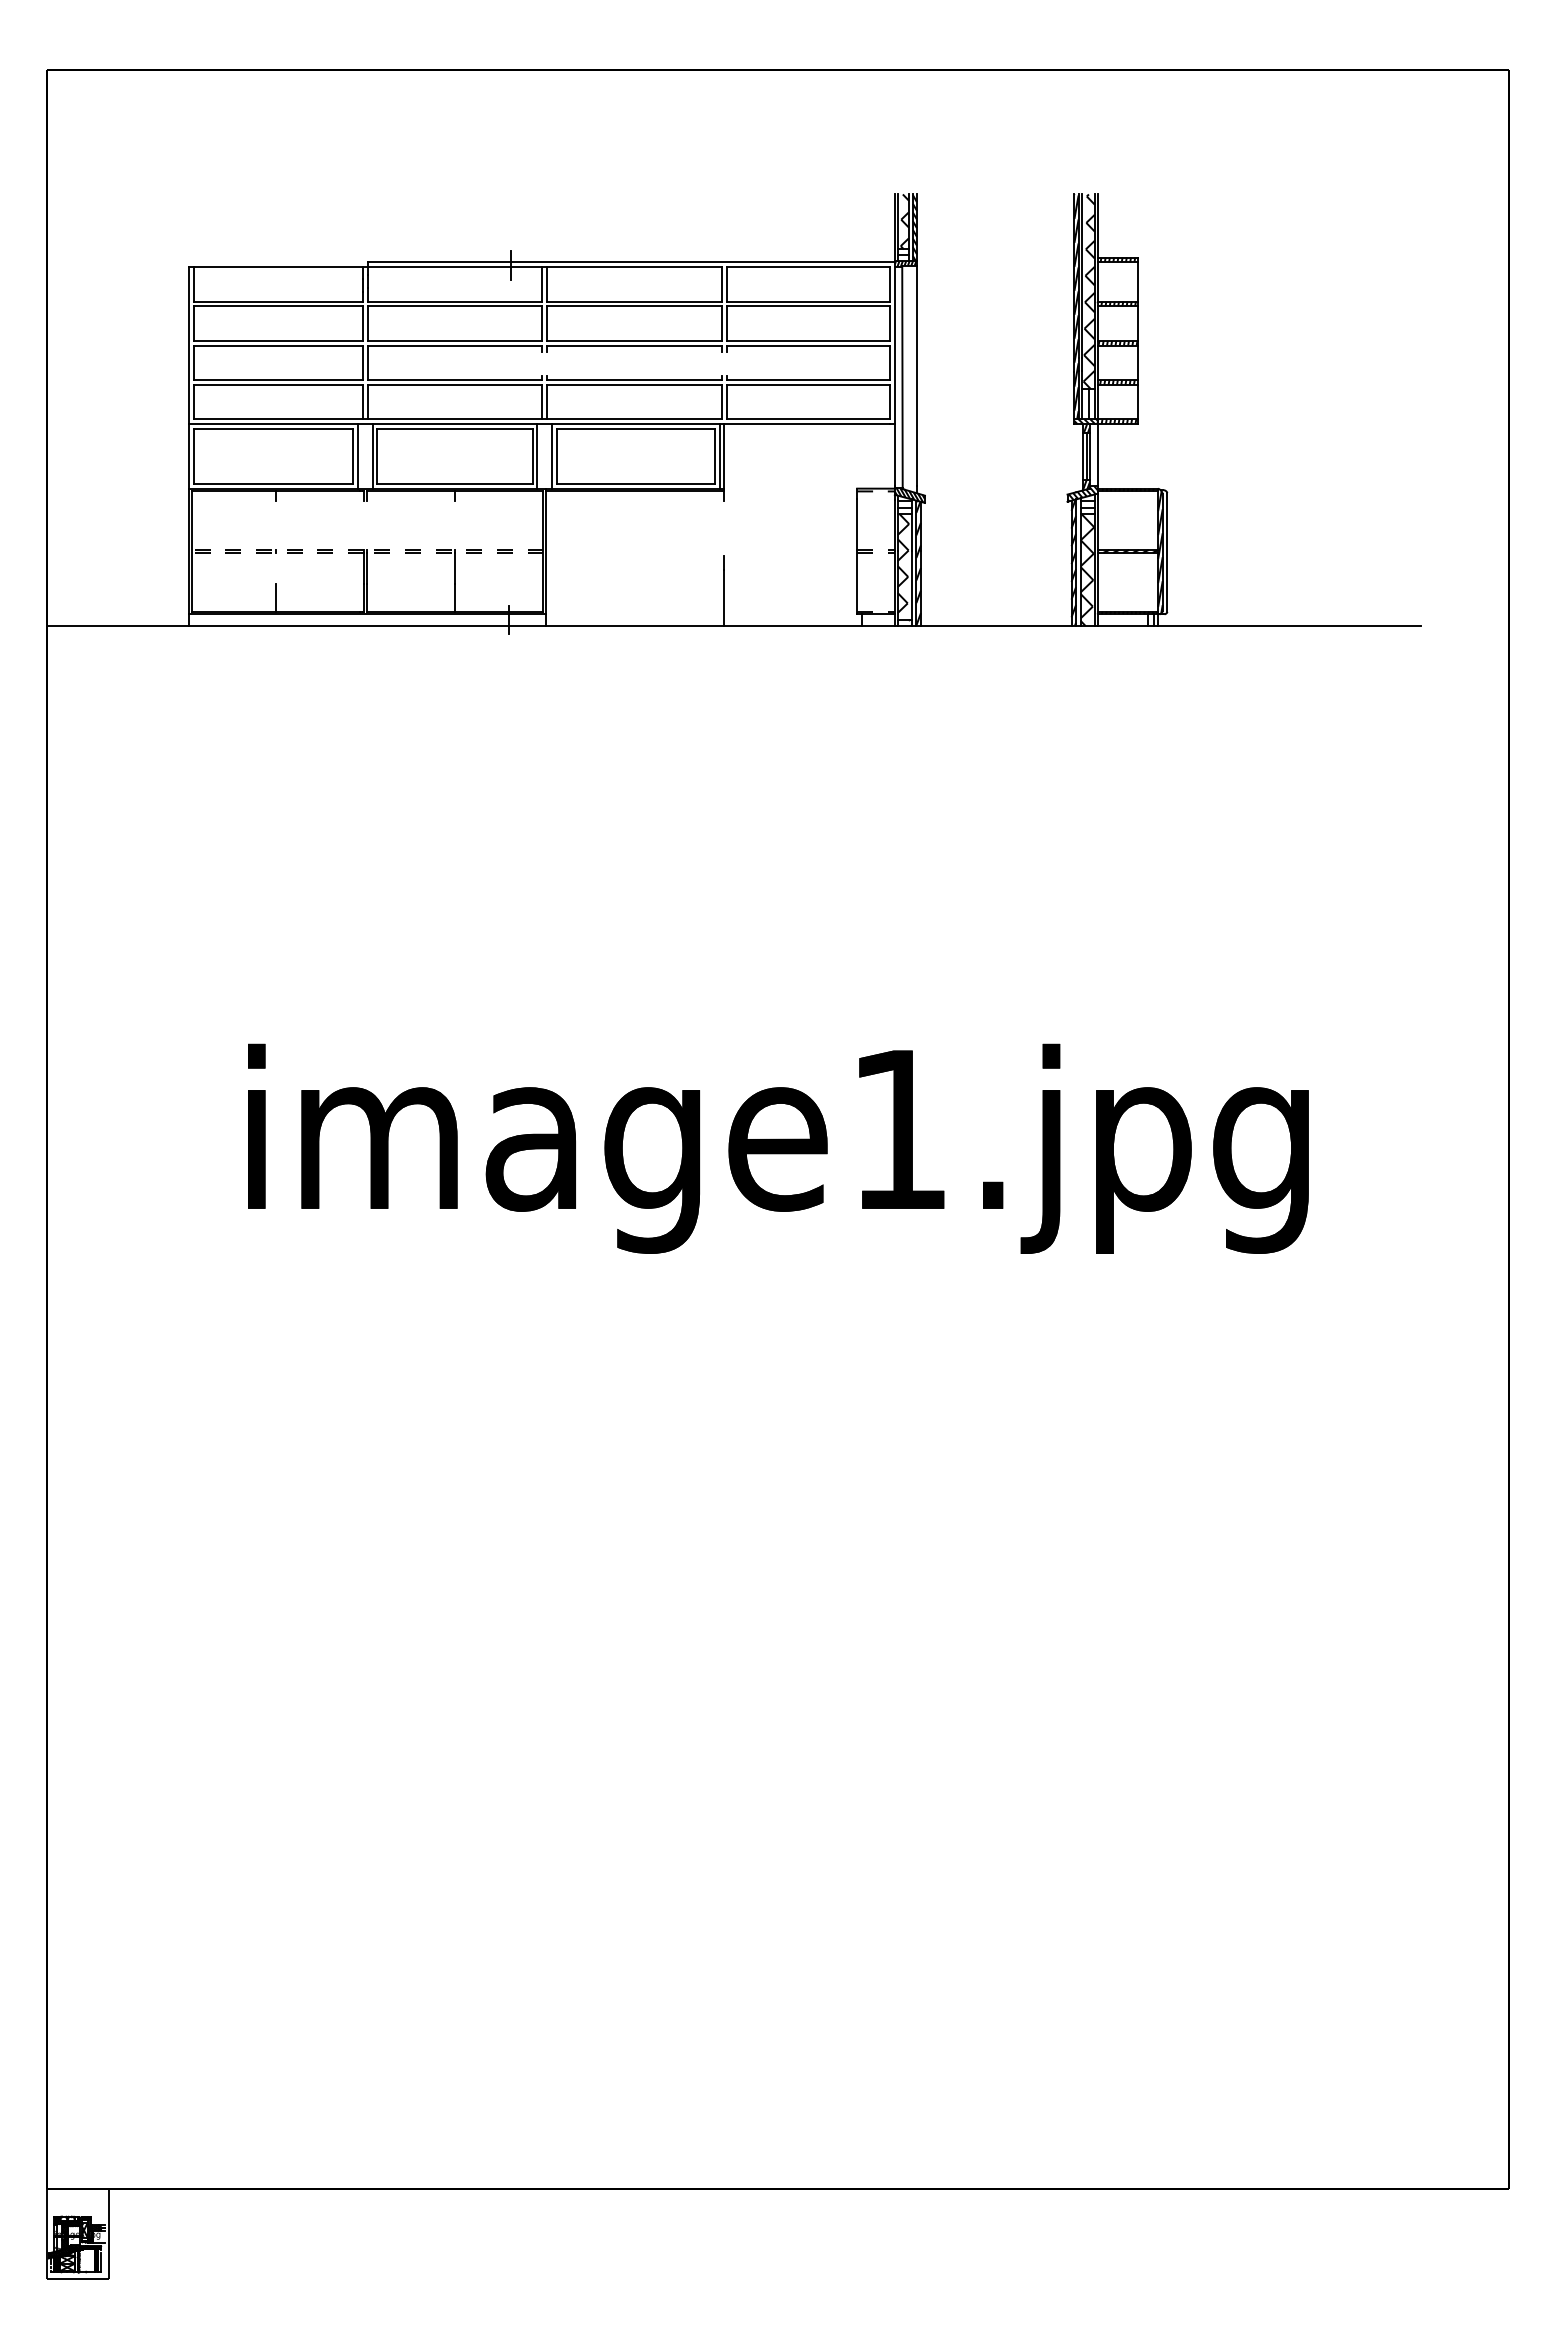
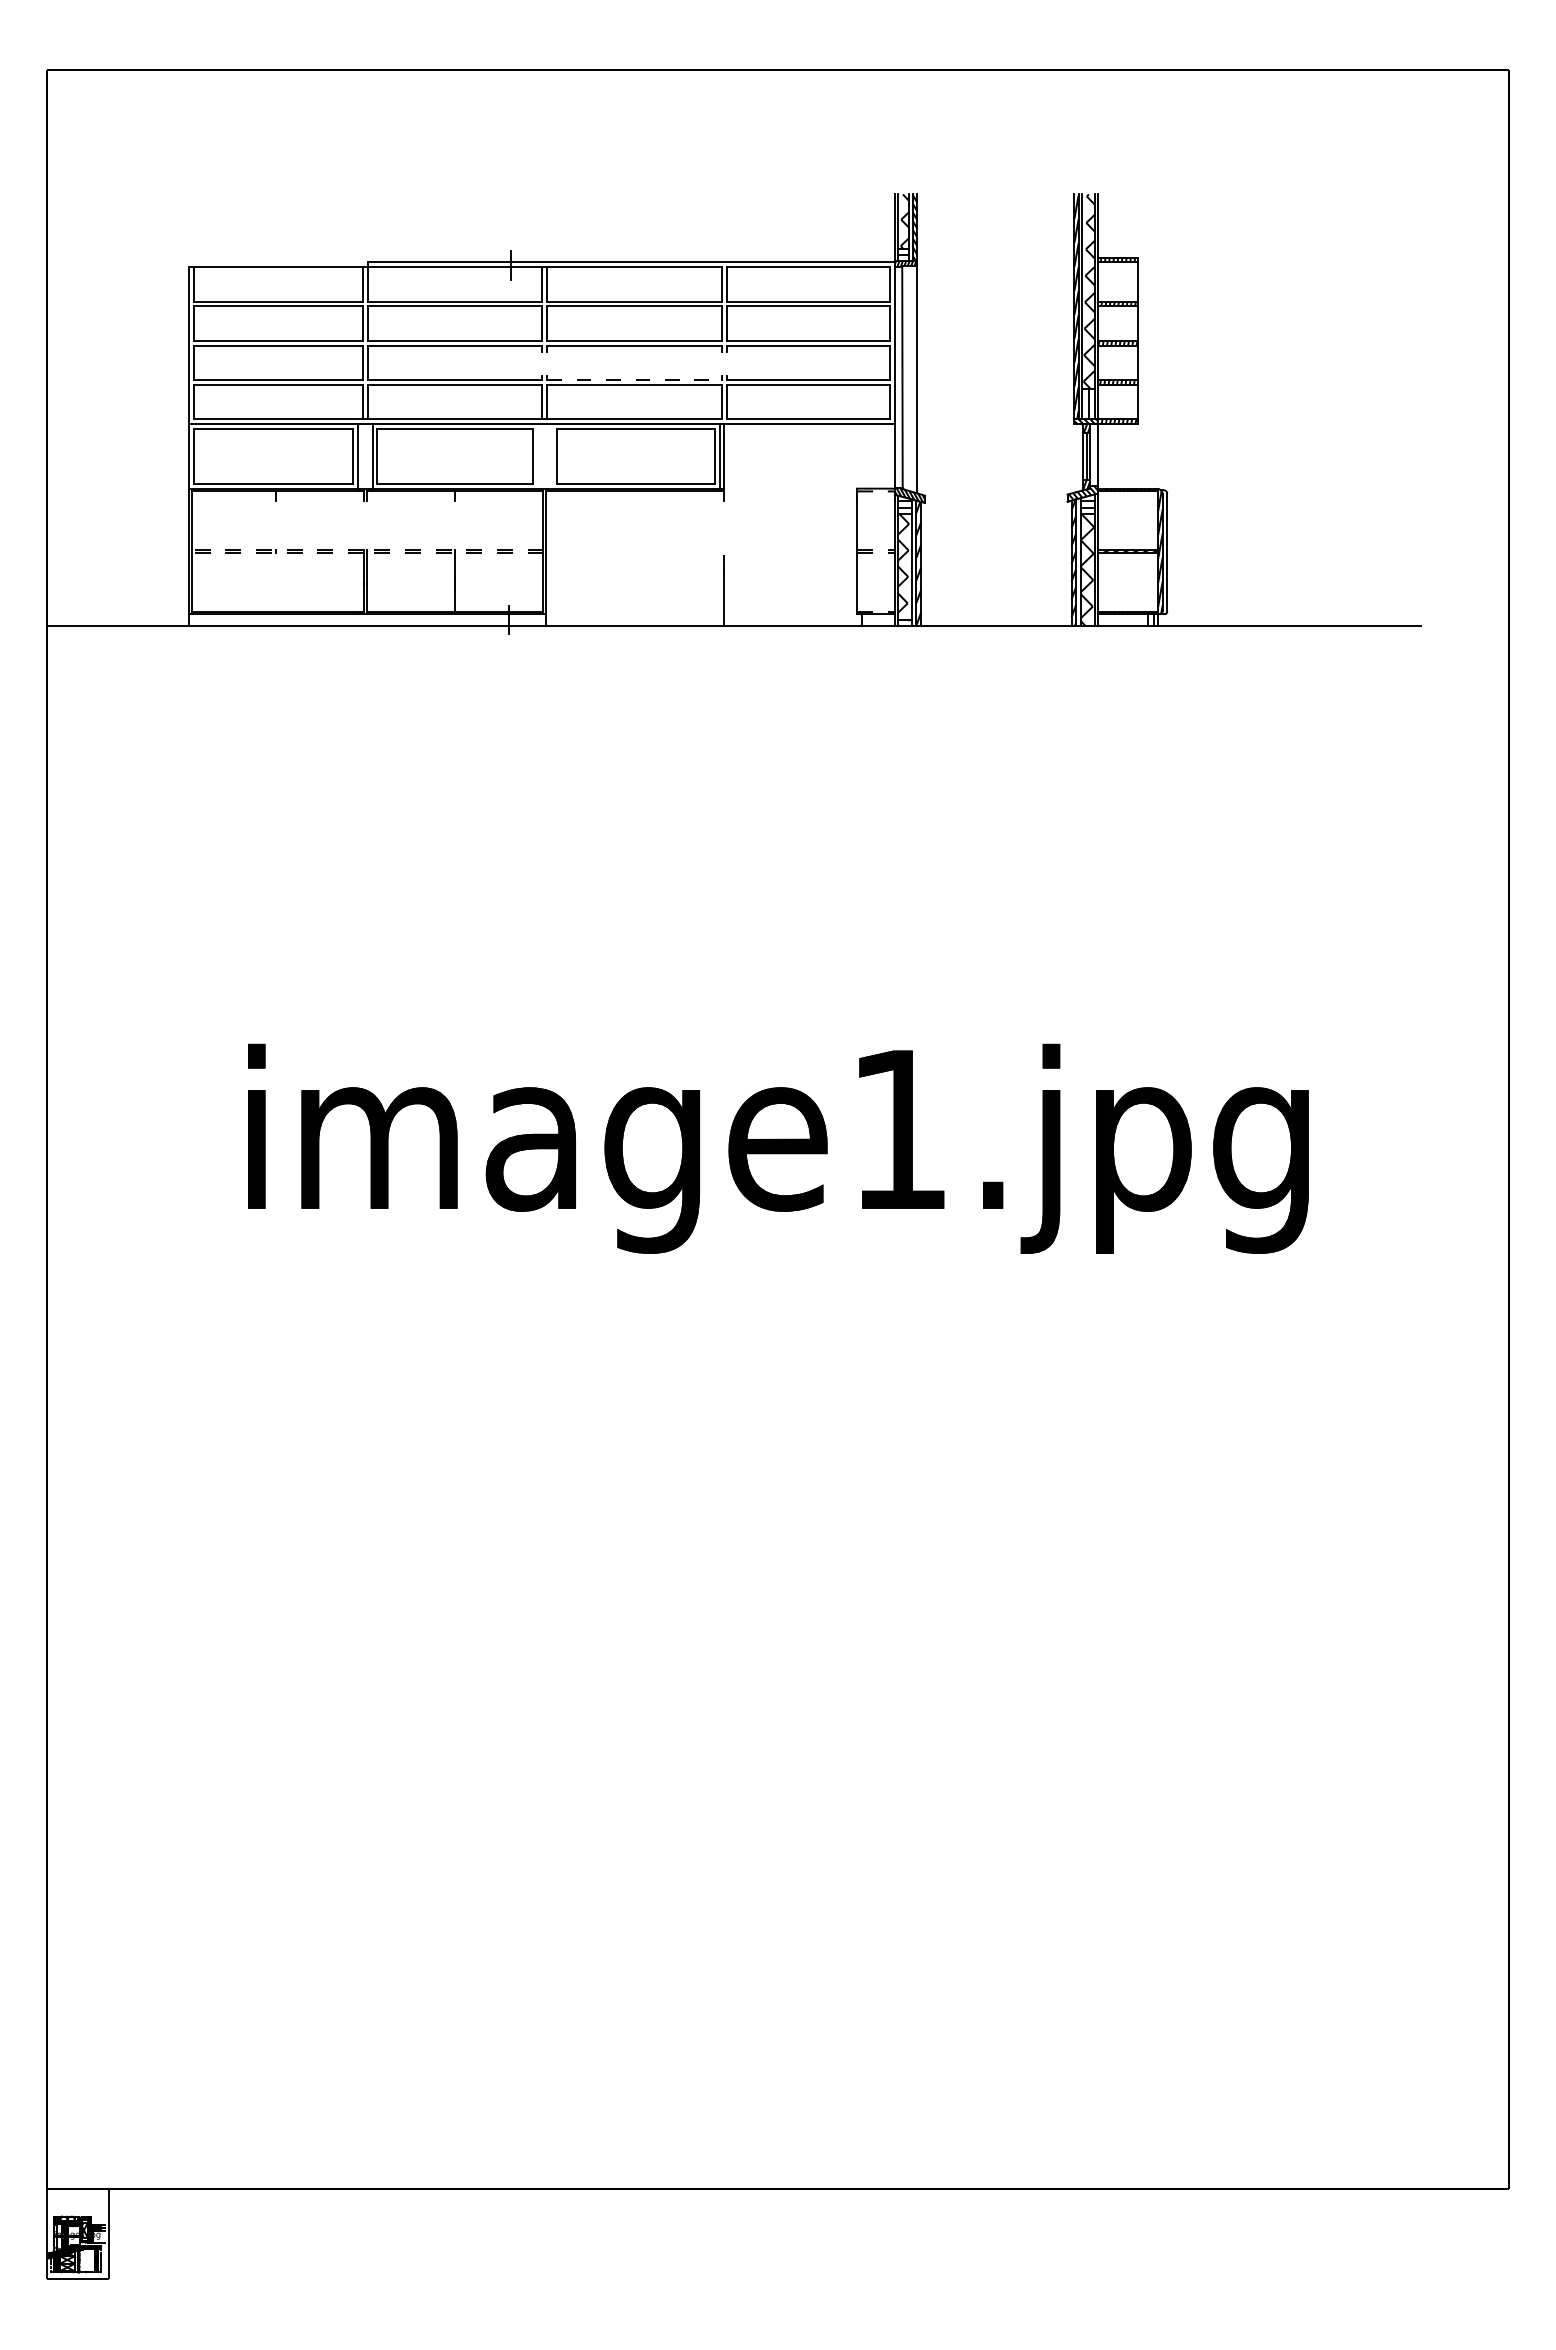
line: solid -> dashed (635, 380)
line: present -> none (537, 456)
line: present -> none (552, 456)
line: present -> none (275, 597)
